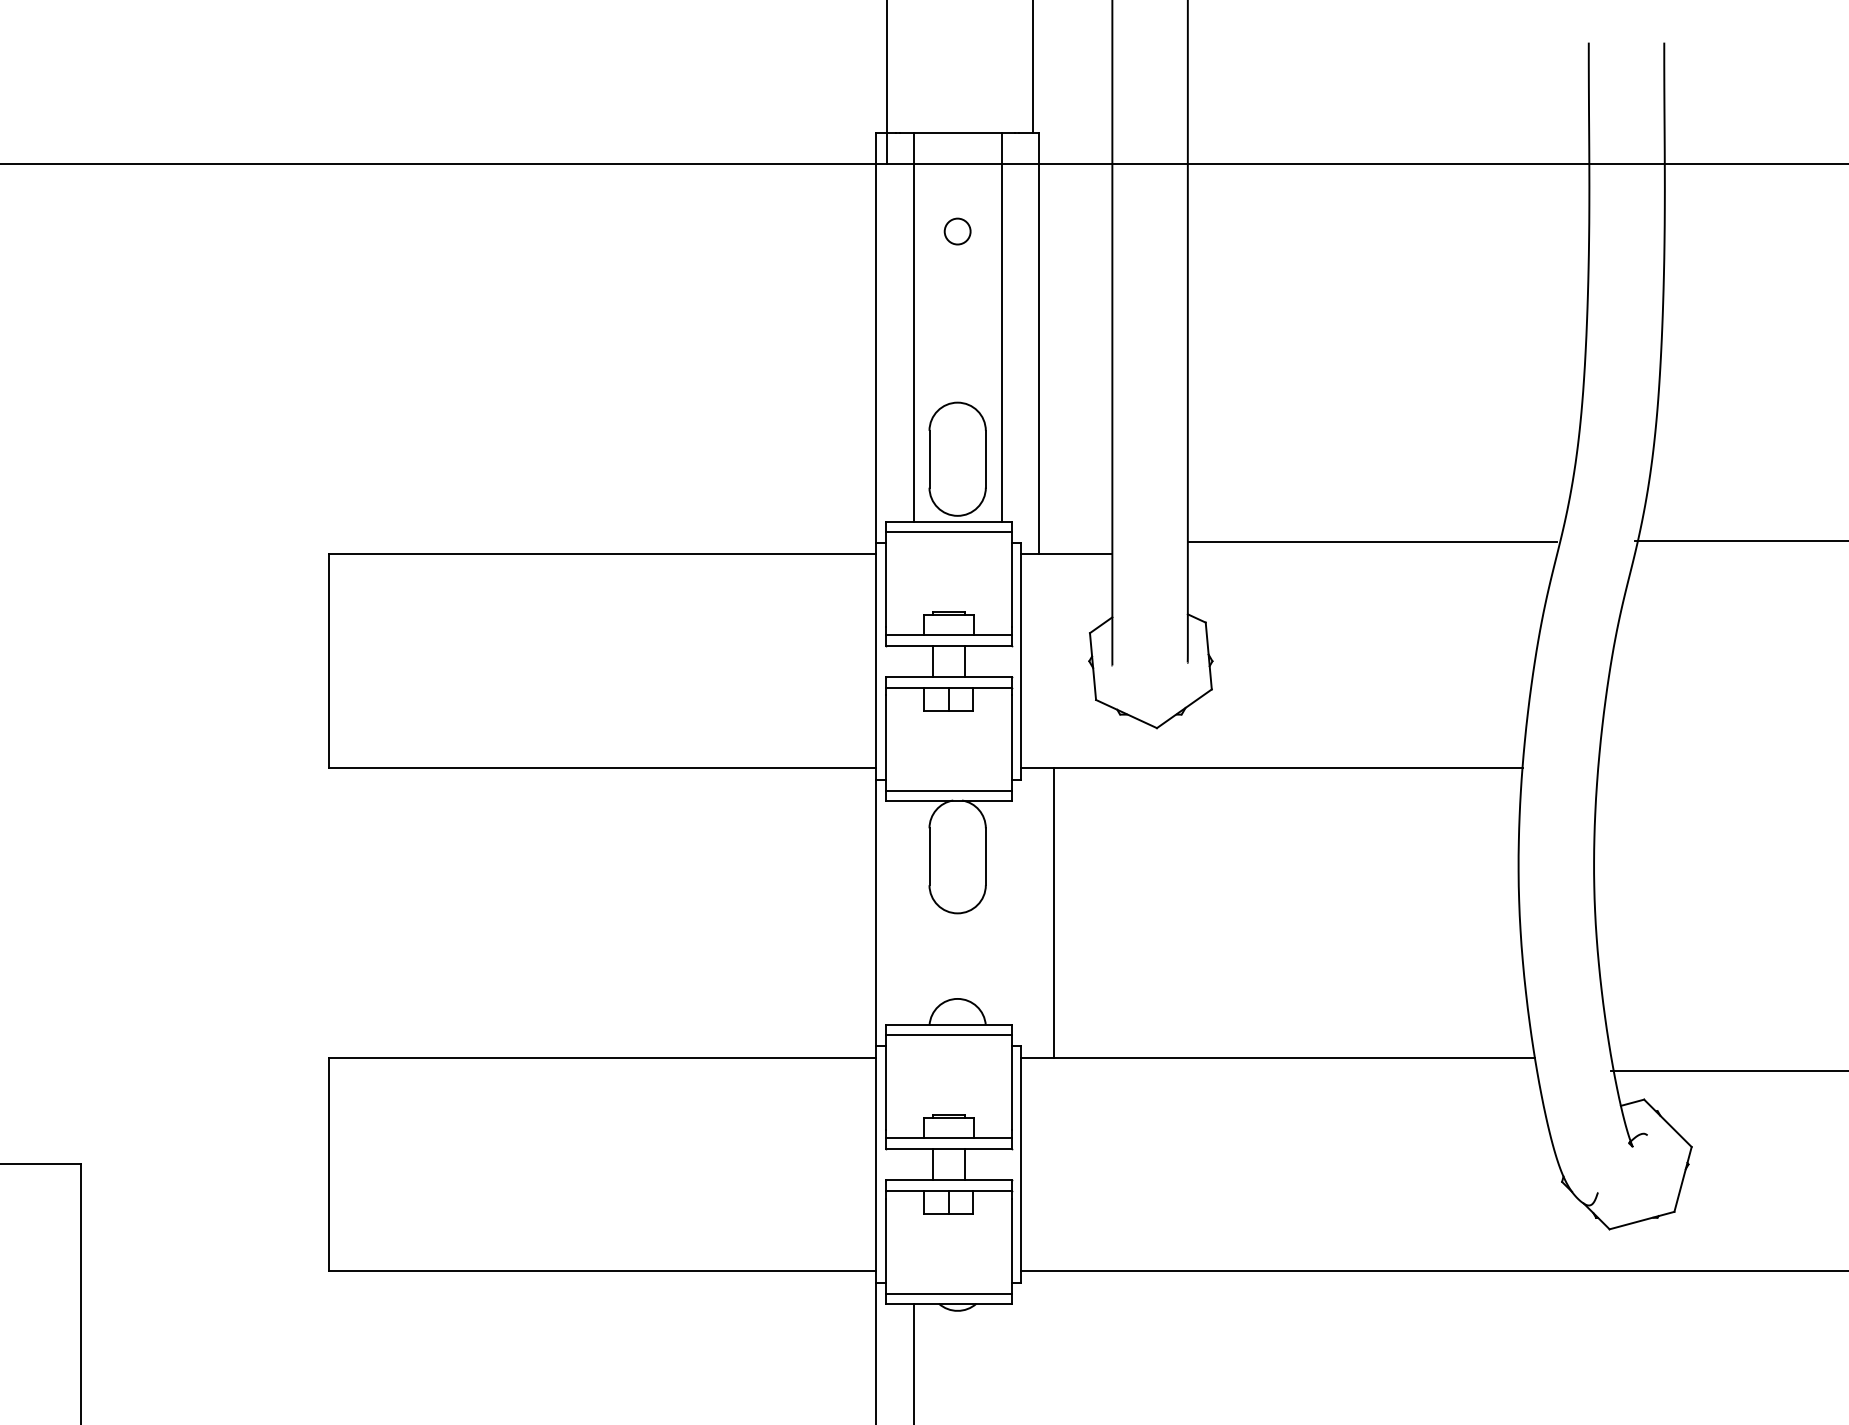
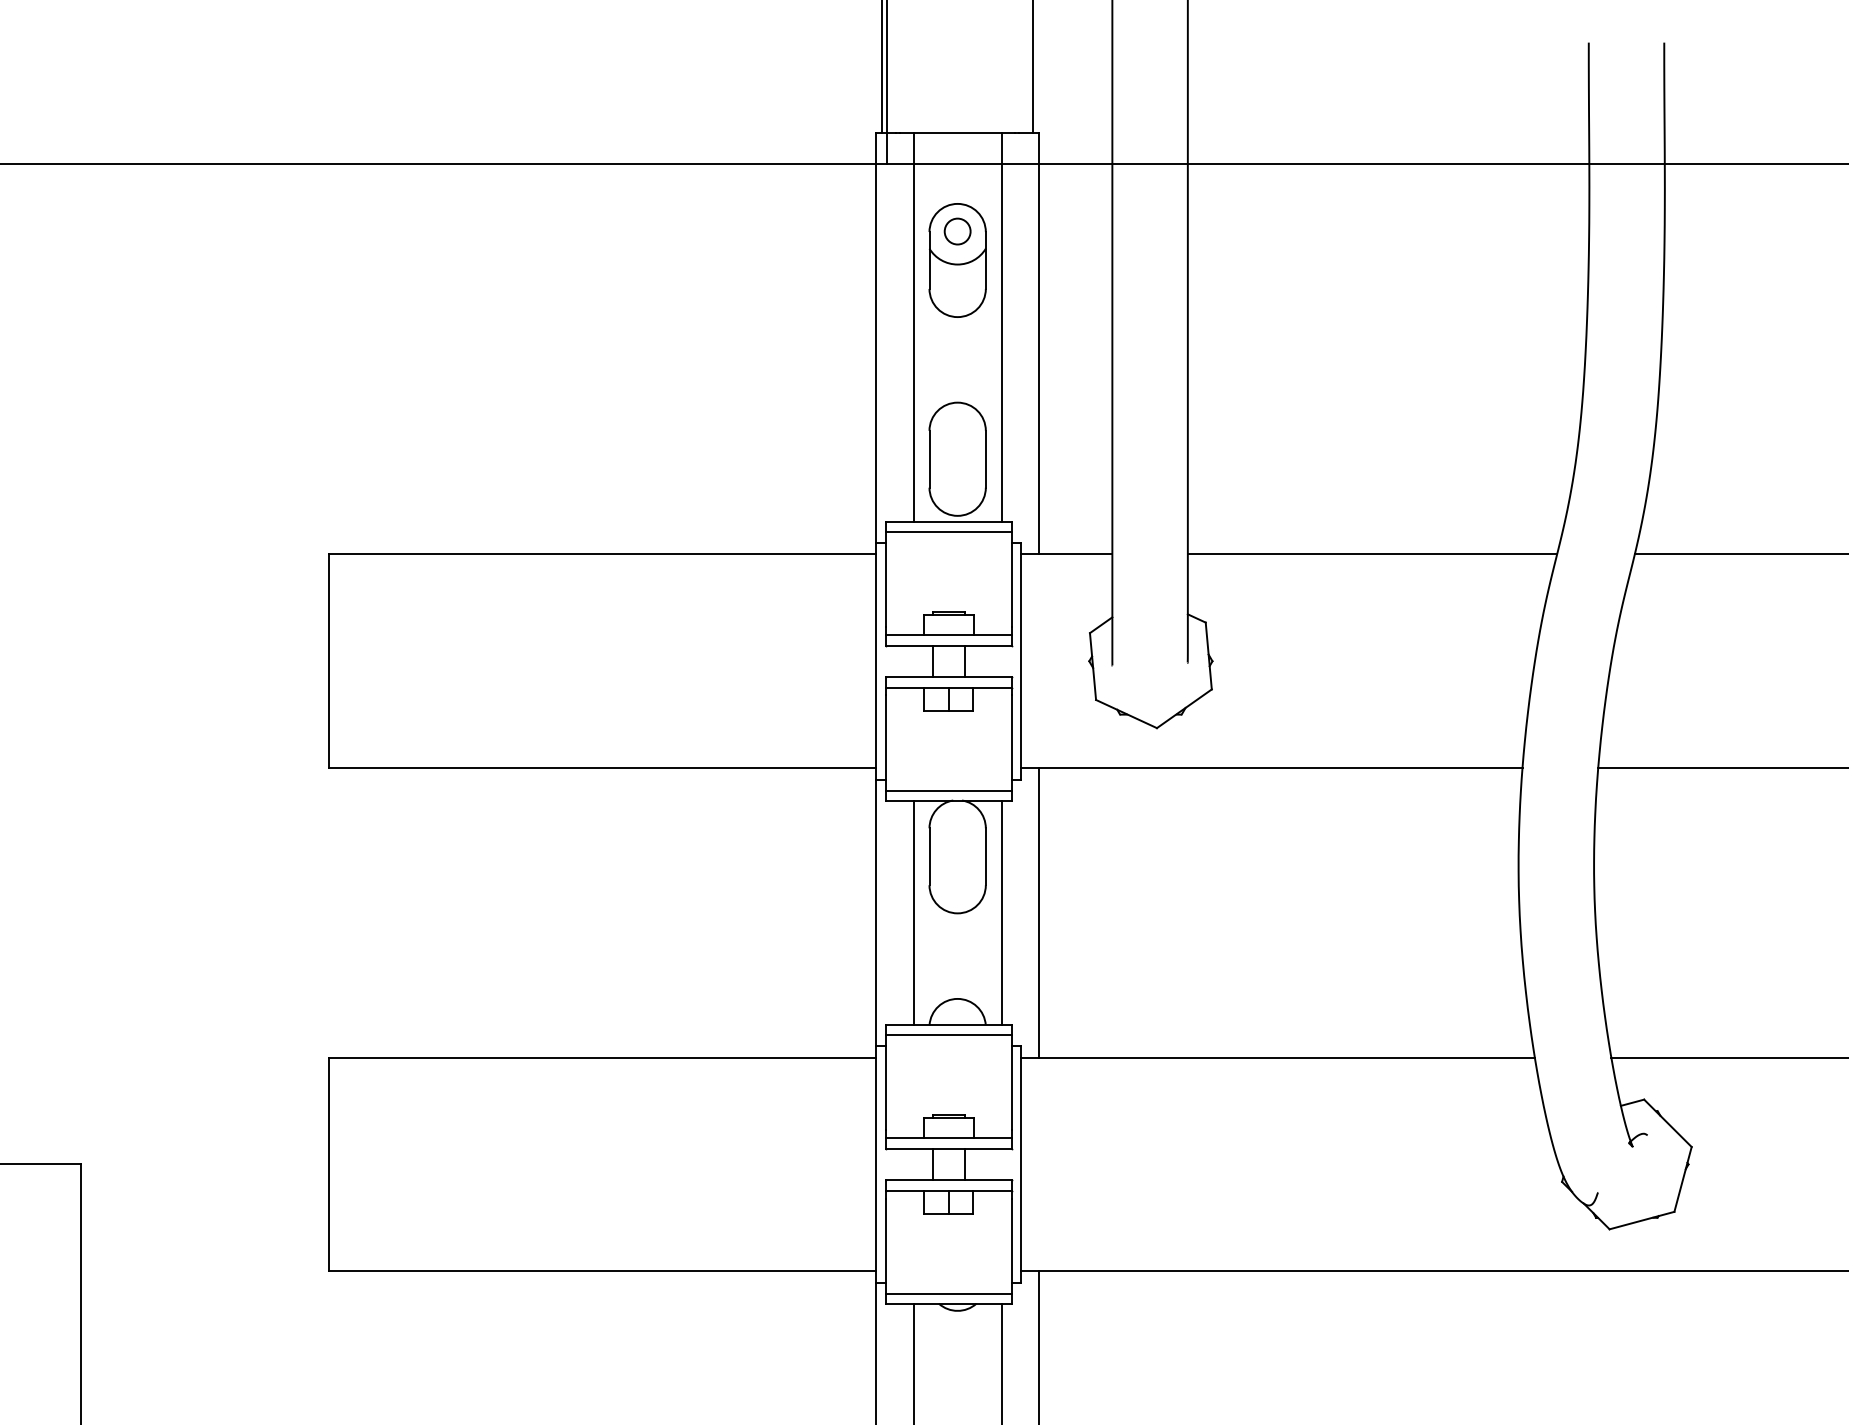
line: none -> present (882, 67)
part: none -> present (957, 260)
line position: (1739, 541) -> (1739, 554) (1739, 554)
line position: (1372, 542) -> (1372, 554) (1372, 554)
line: none -> present (1721, 768)
line: none -> present (913, 912)
line: none -> present (1001, 912)
line position: (1054, 912) -> (1039, 912) (1039, 912)
line position: (1728, 1070) -> (1728, 1057) (1728, 1057)
line: none -> present (1039, 1346)
line: none -> present (1001, 1362)
